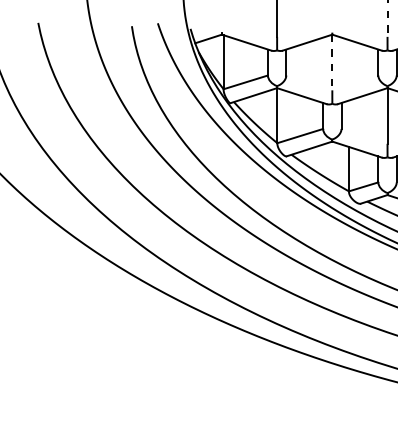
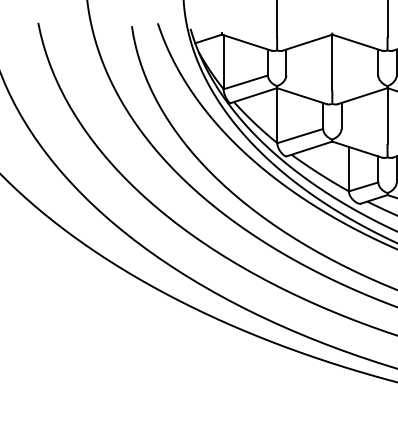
line: dashed -> solid (387, 18)
line: dashed -> solid (332, 62)
